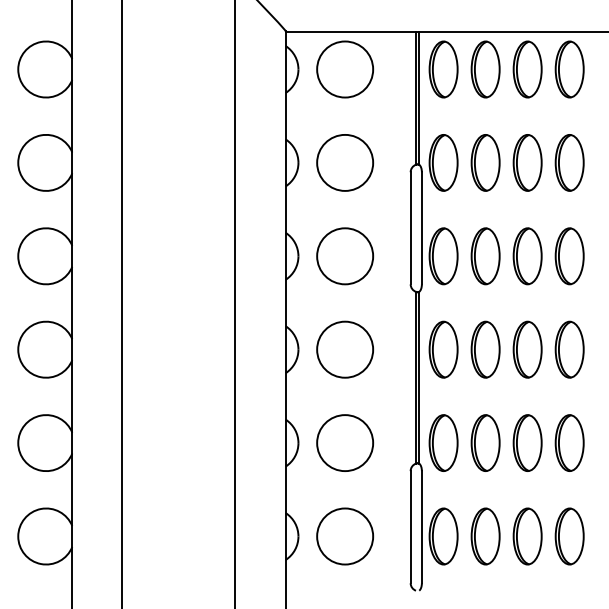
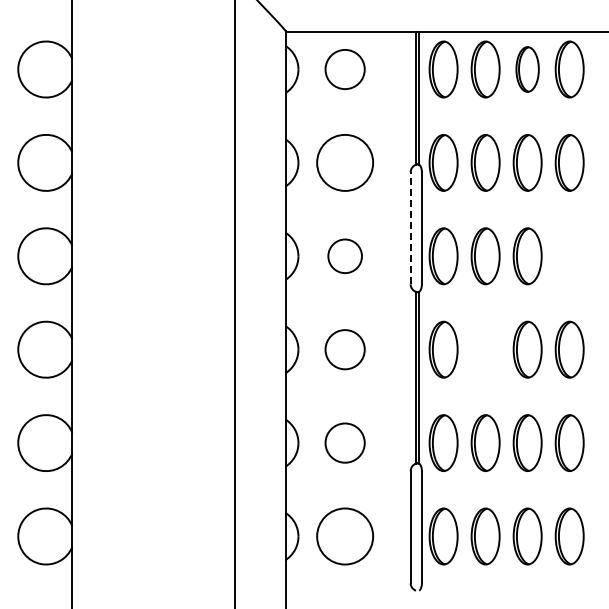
circle diameter: 56 px -> 39 px (344, 69)
part size: 31x59 px -> 25x47 px (527, 69)
line: solid -> dashed (410, 227)
circle diameter: 56 px -> 34 px (344, 256)
part: present -> none (569, 256)
line: present -> none (121, 303)
circle diameter: 56 px -> 39 px (344, 349)
part: present -> none (485, 349)
circle diameter: 56 px -> 39 px (344, 442)
